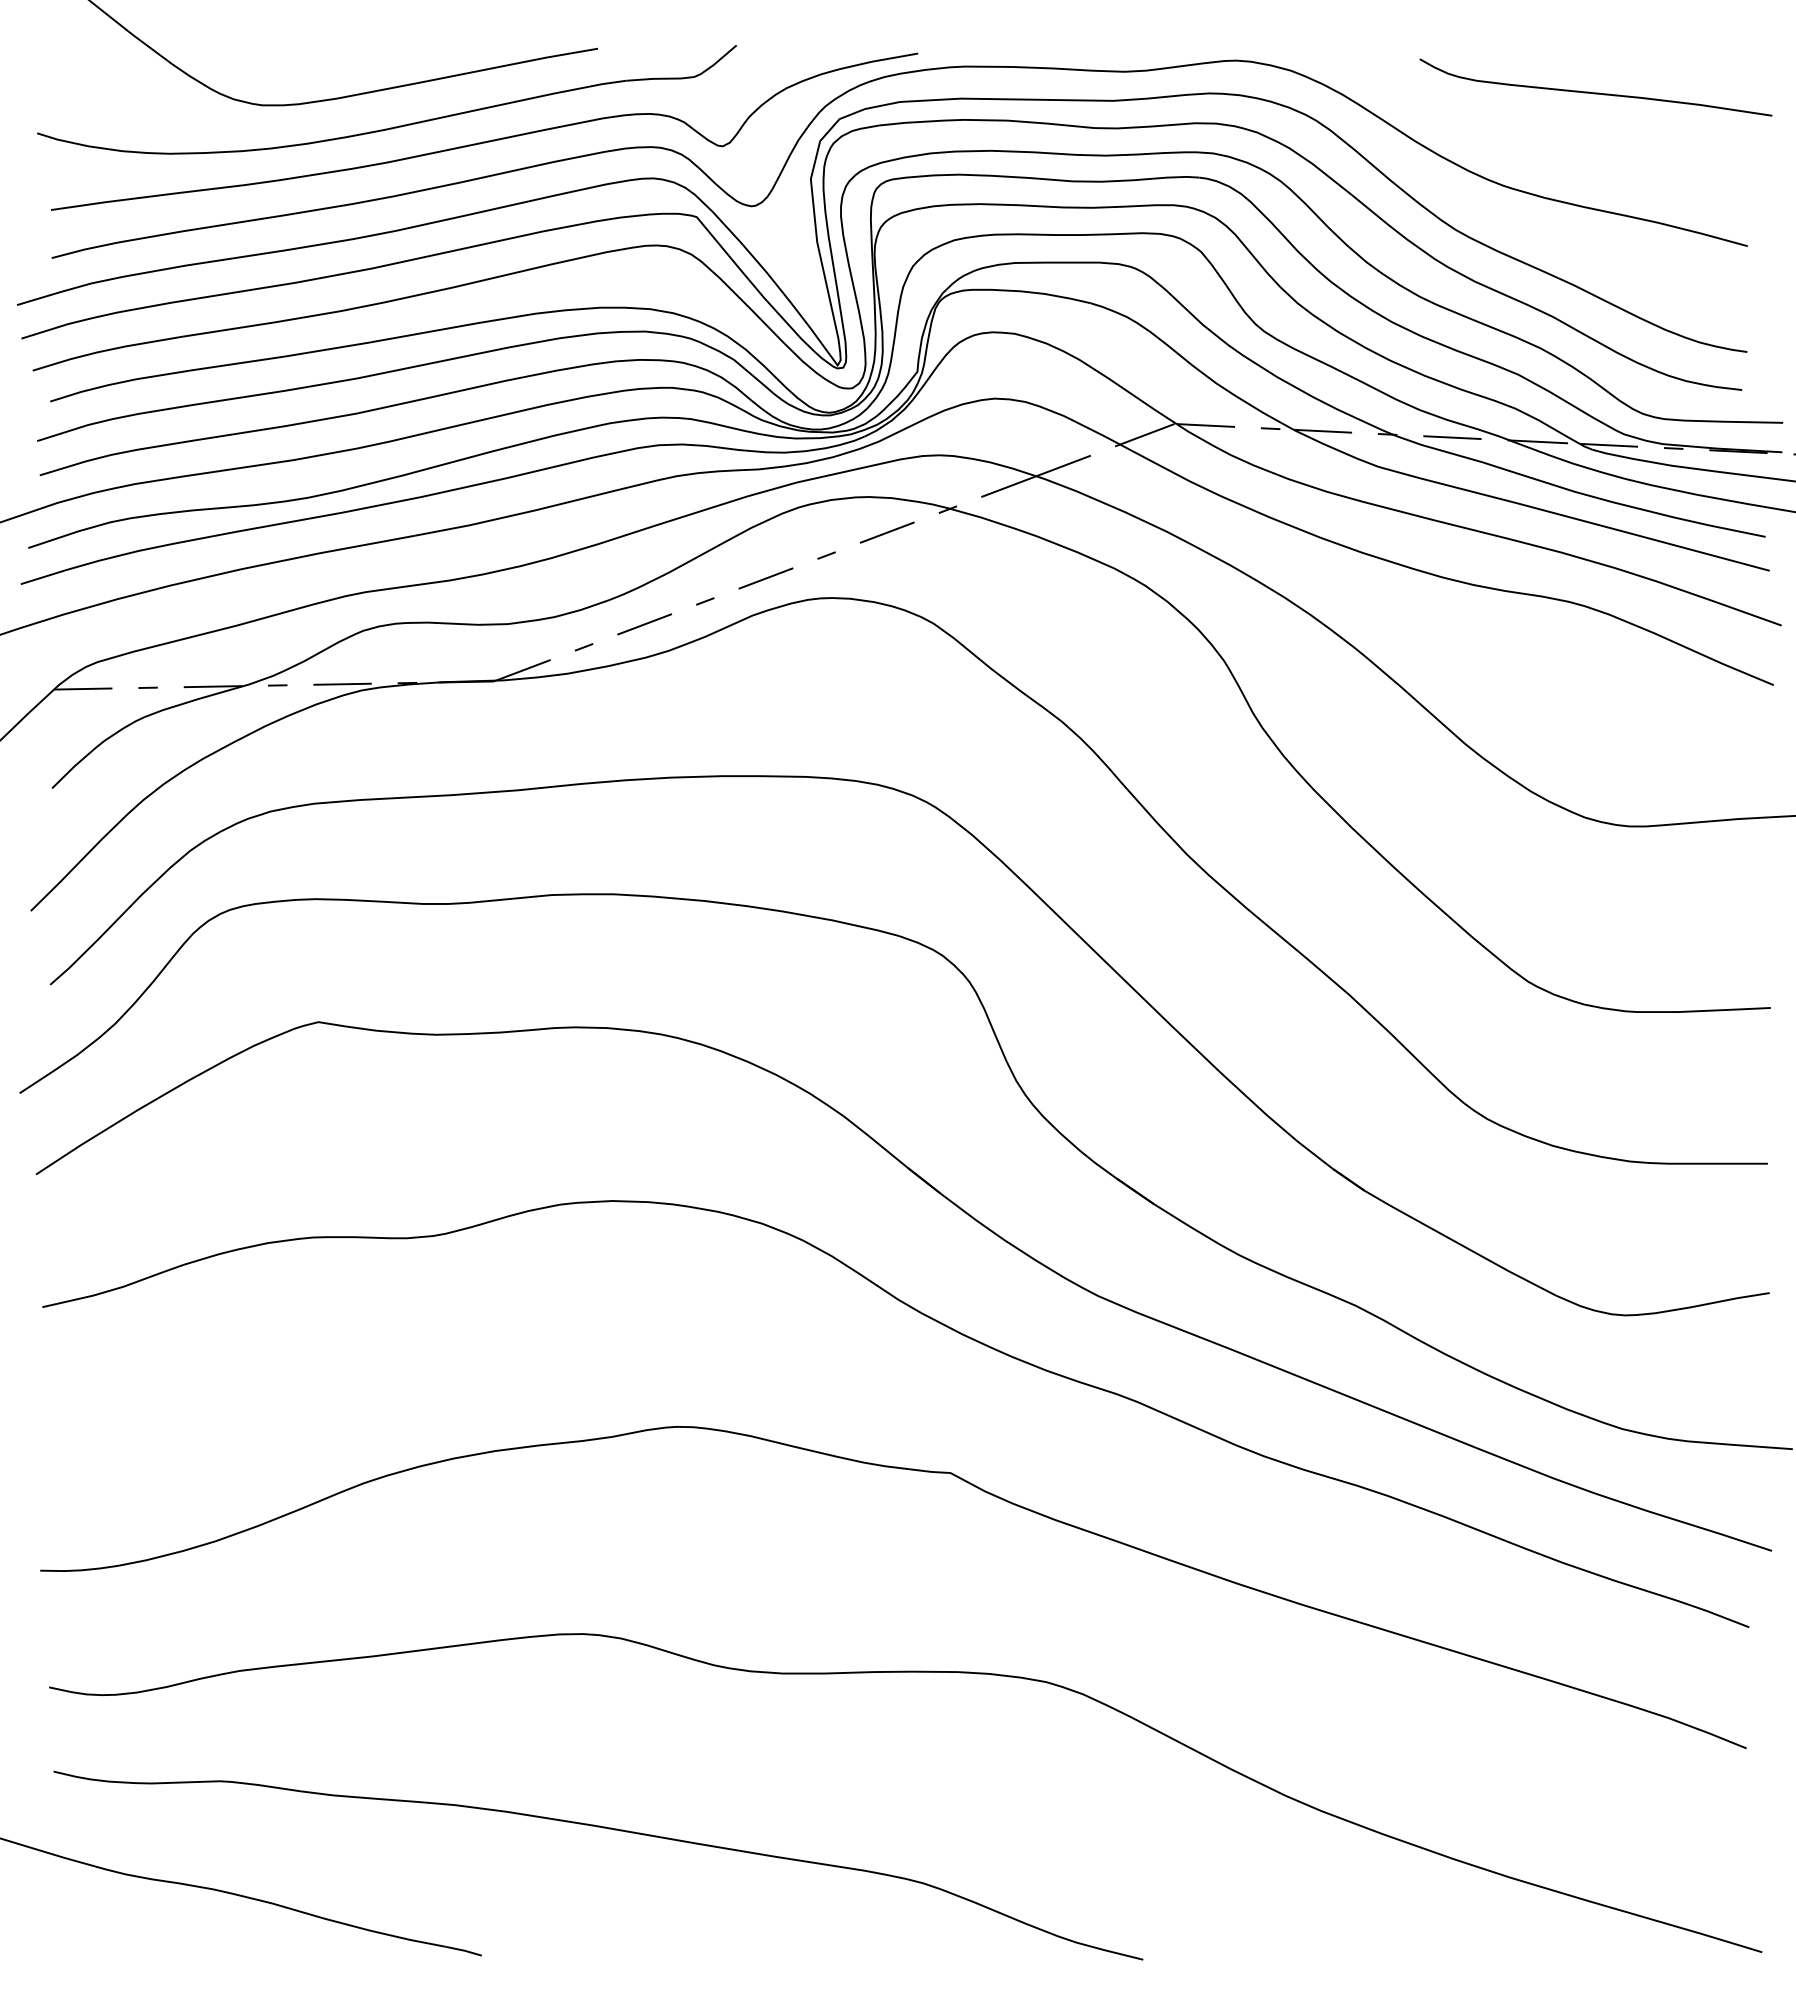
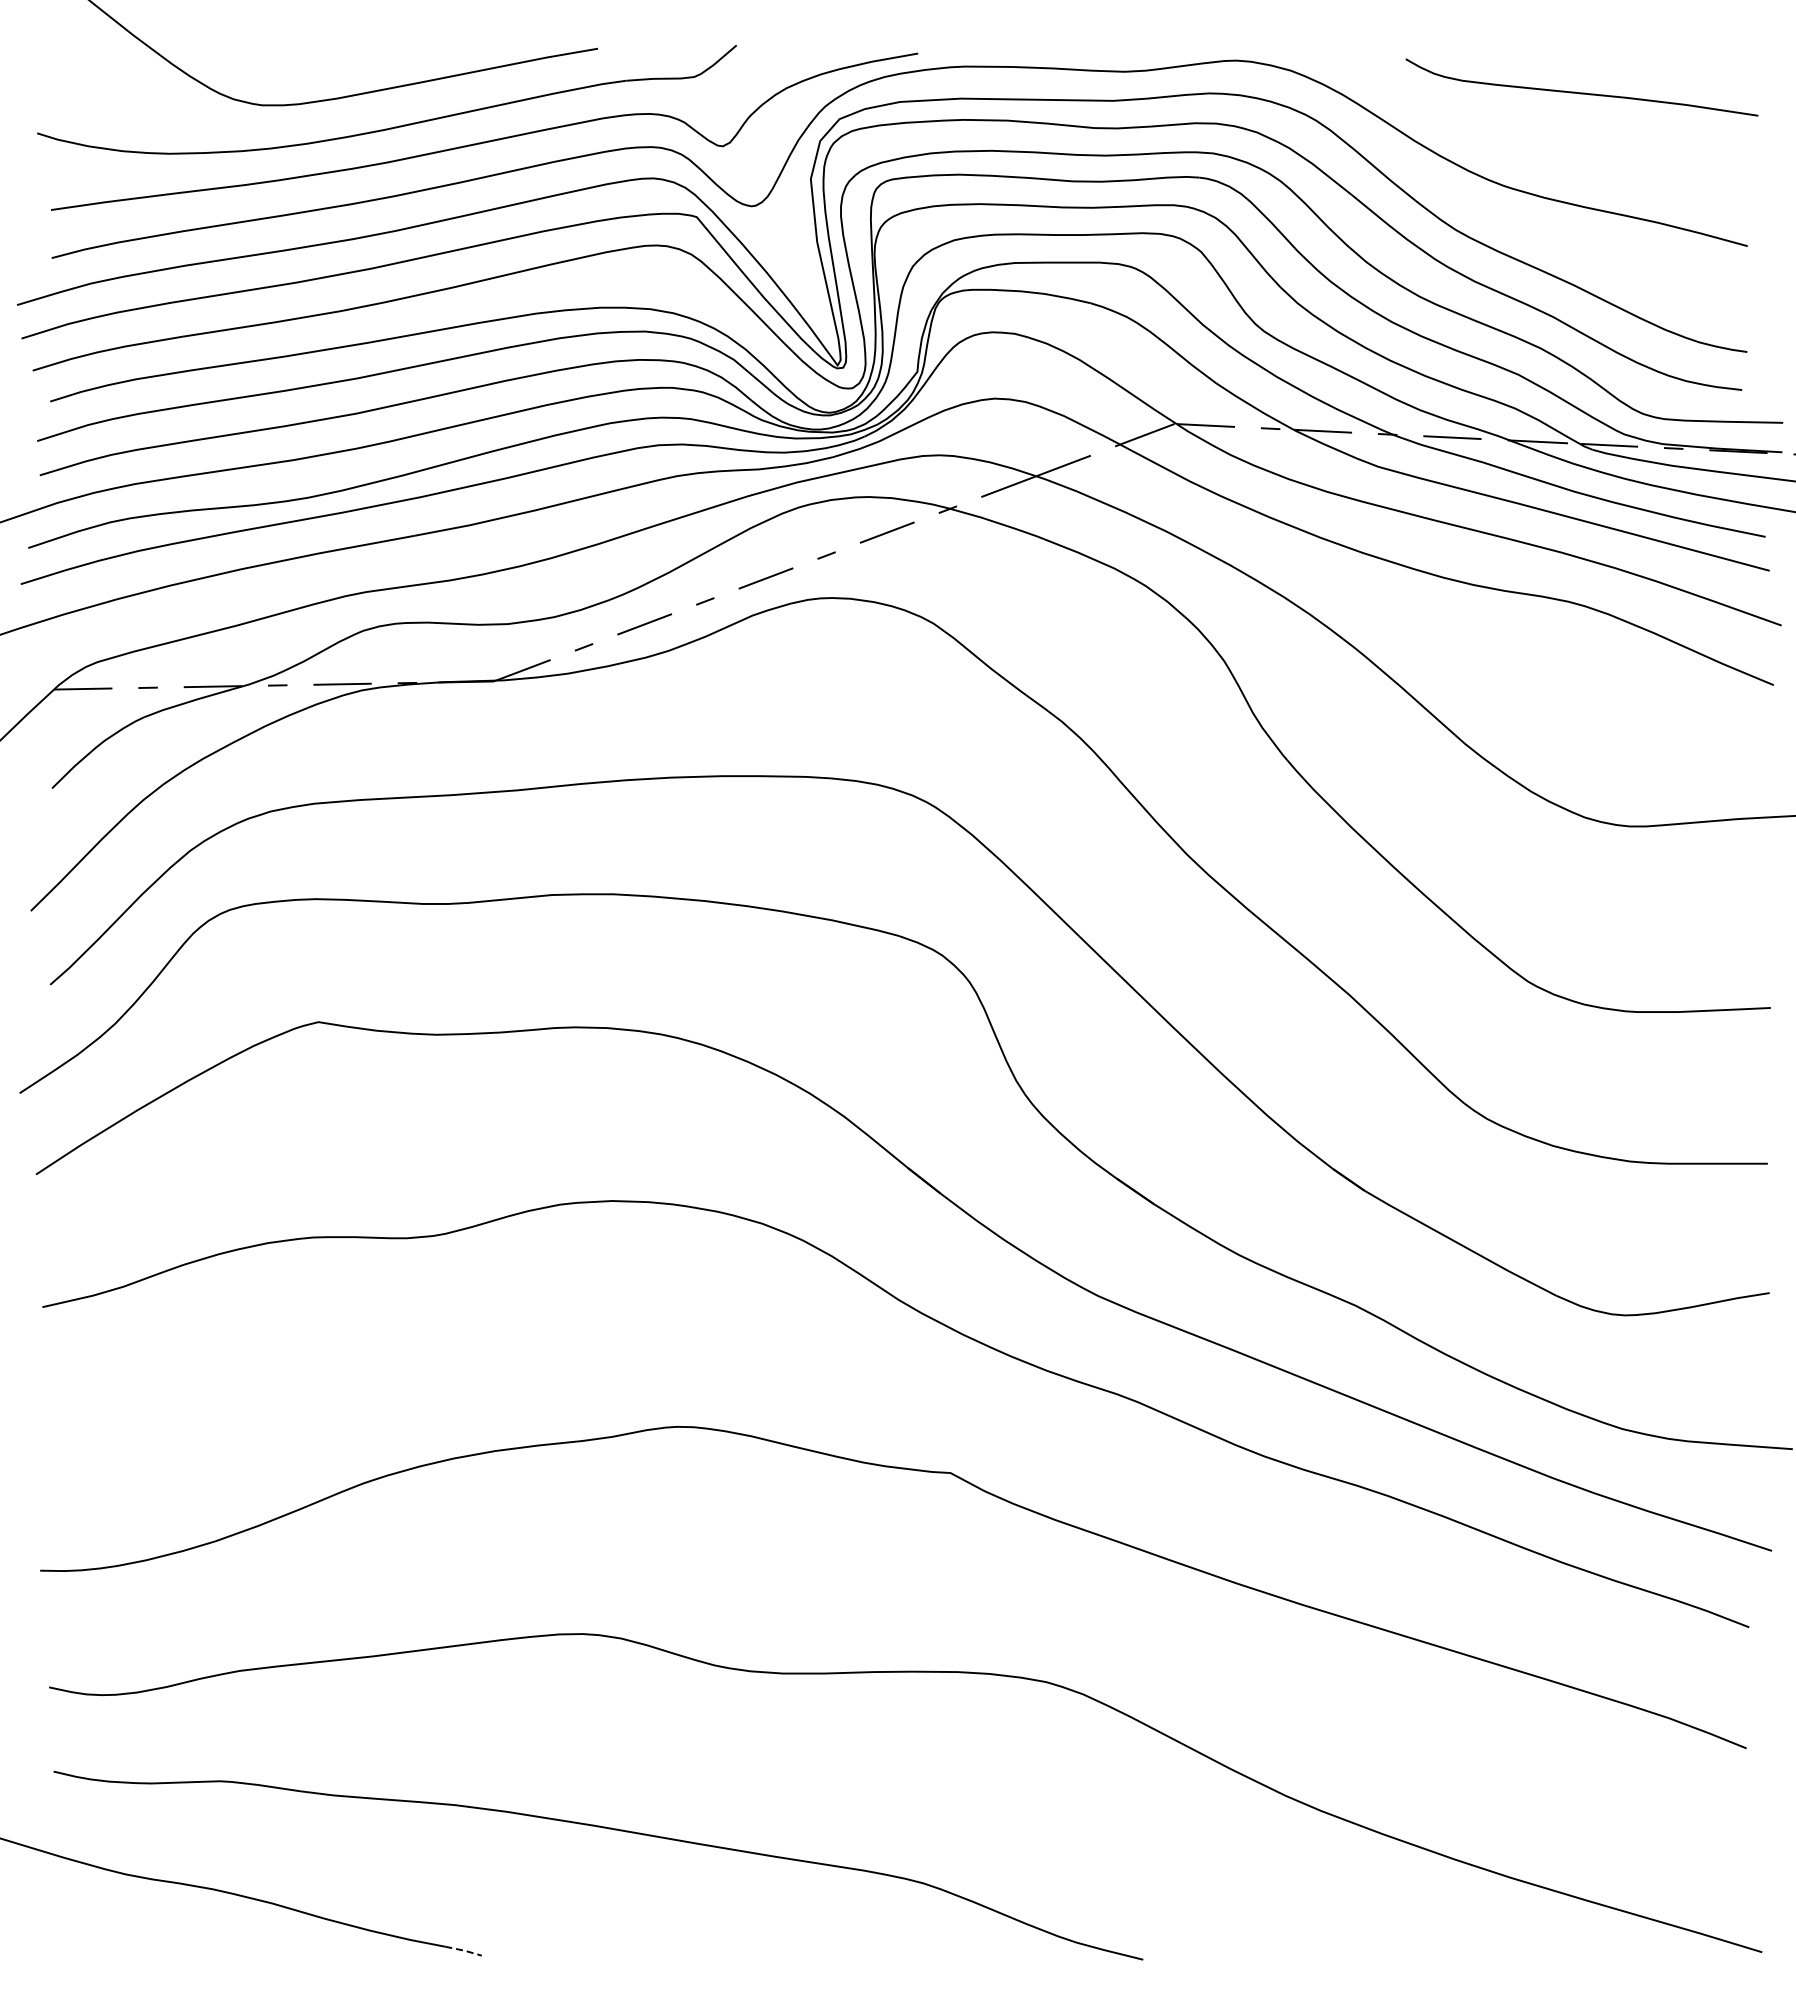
curve position: (1595, 92) -> (1581, 92) (1581, 92)
line: solid -> dashed (464, 1950)
